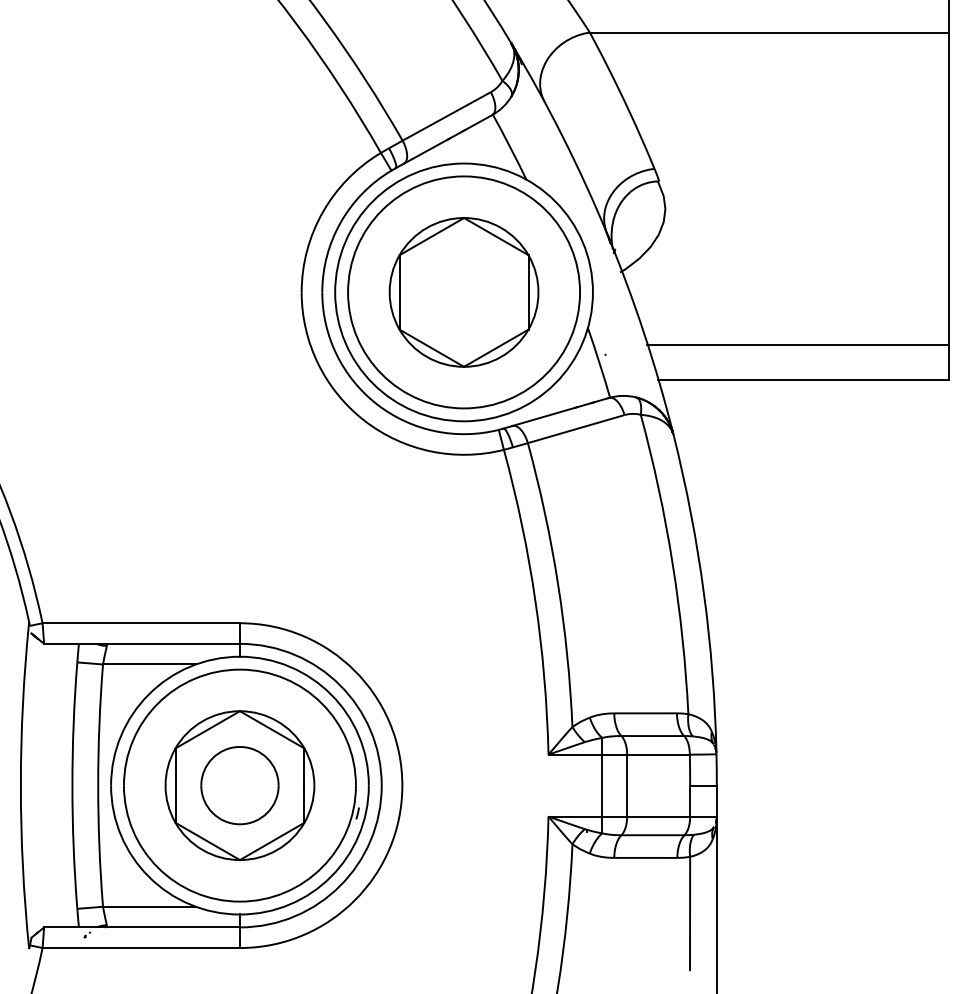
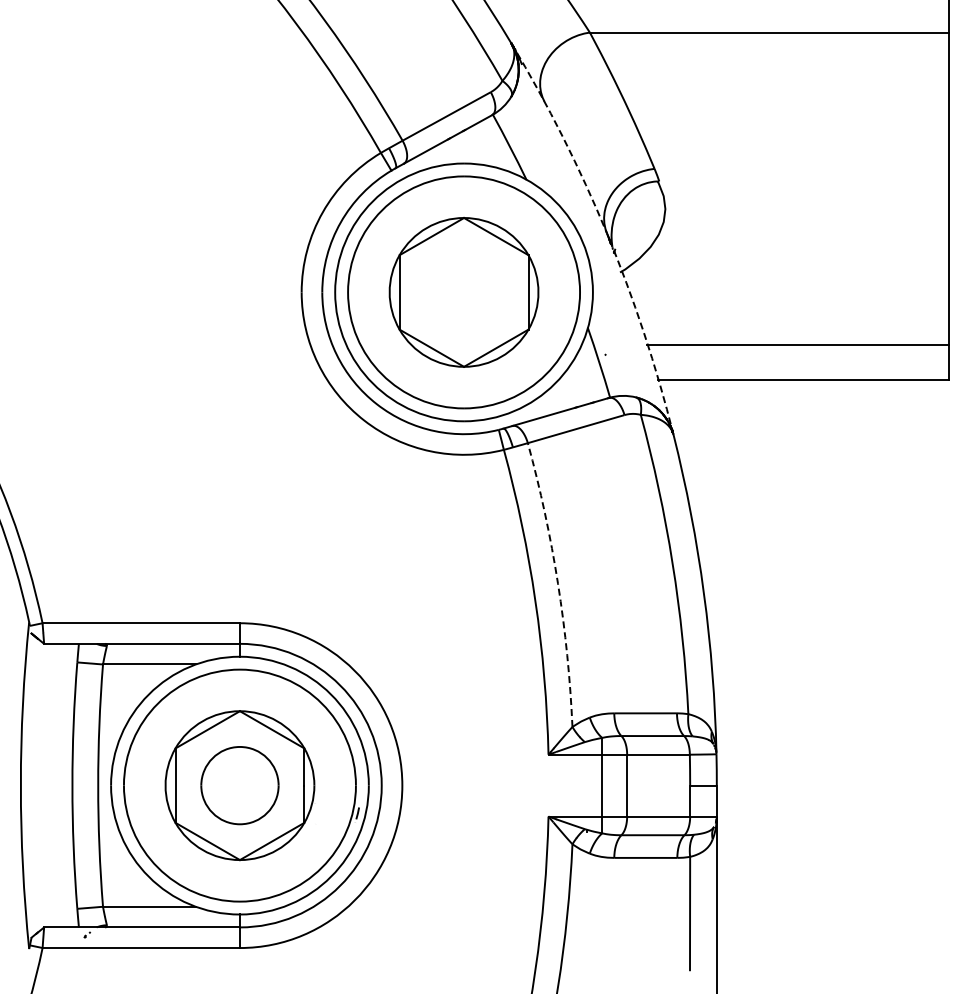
arc: solid -> dashed (607, 233)
arc: solid -> dashed (558, 583)
